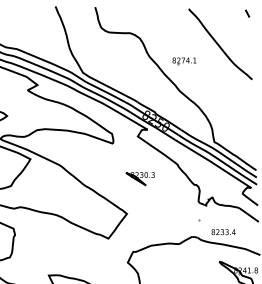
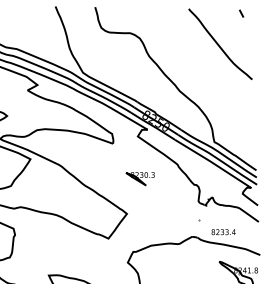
line position: (247, 13) -> (241, 13) (241, 13)
part: present -> none (184, 61)
